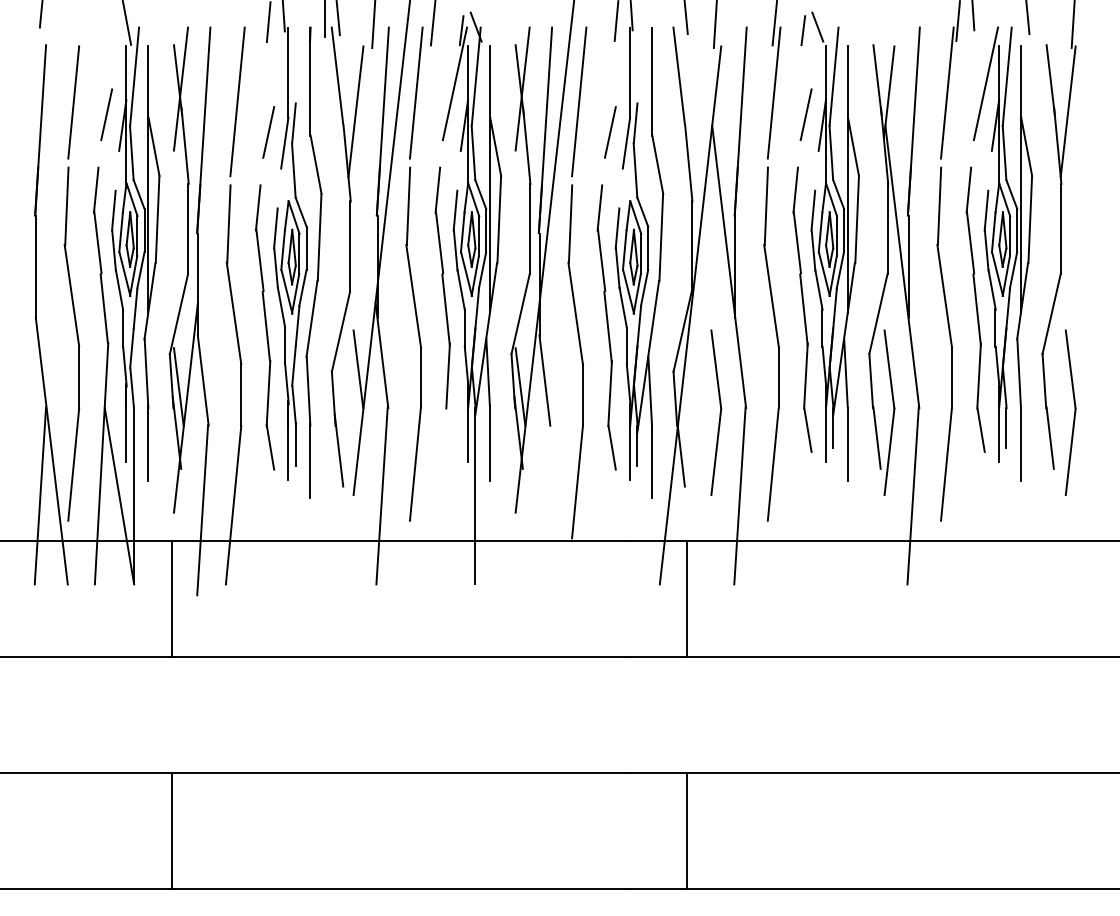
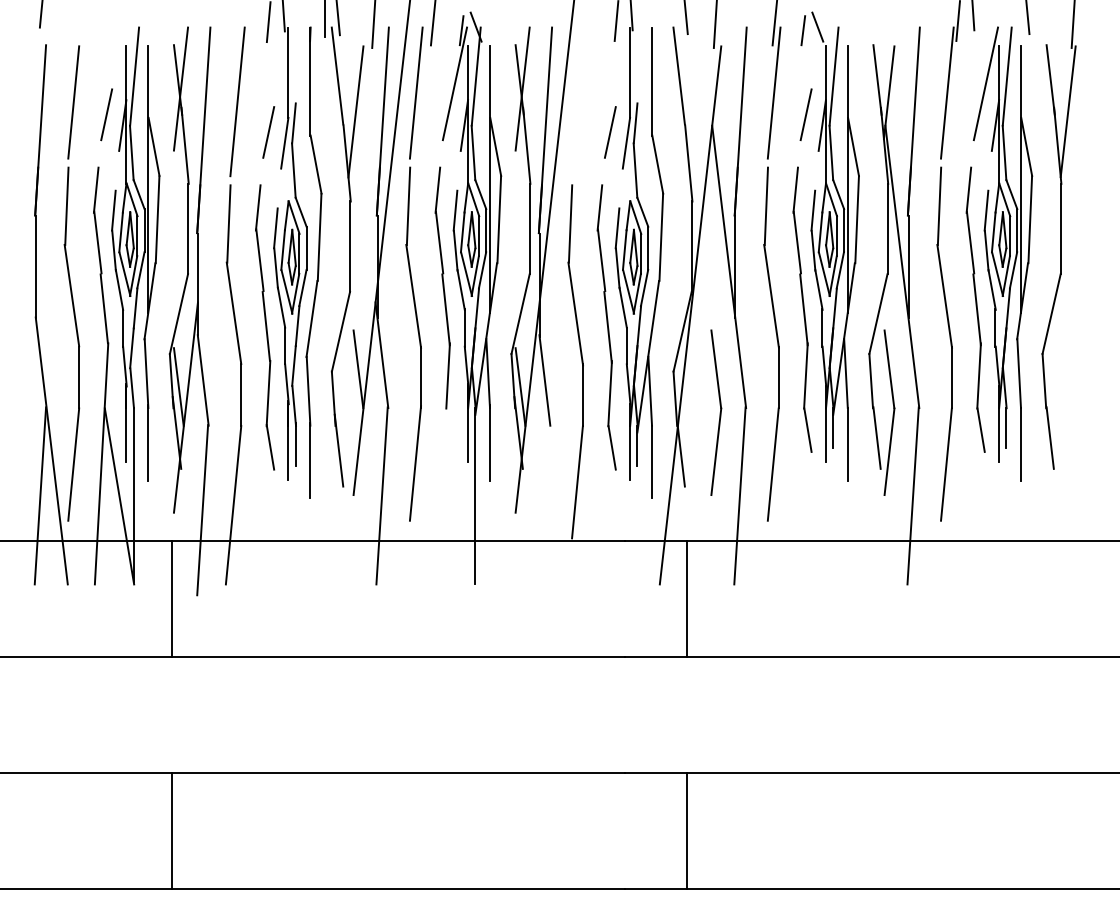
line: present -> none (127, 23)
line: present -> none (579, 101)
part: present -> none (1070, 412)
